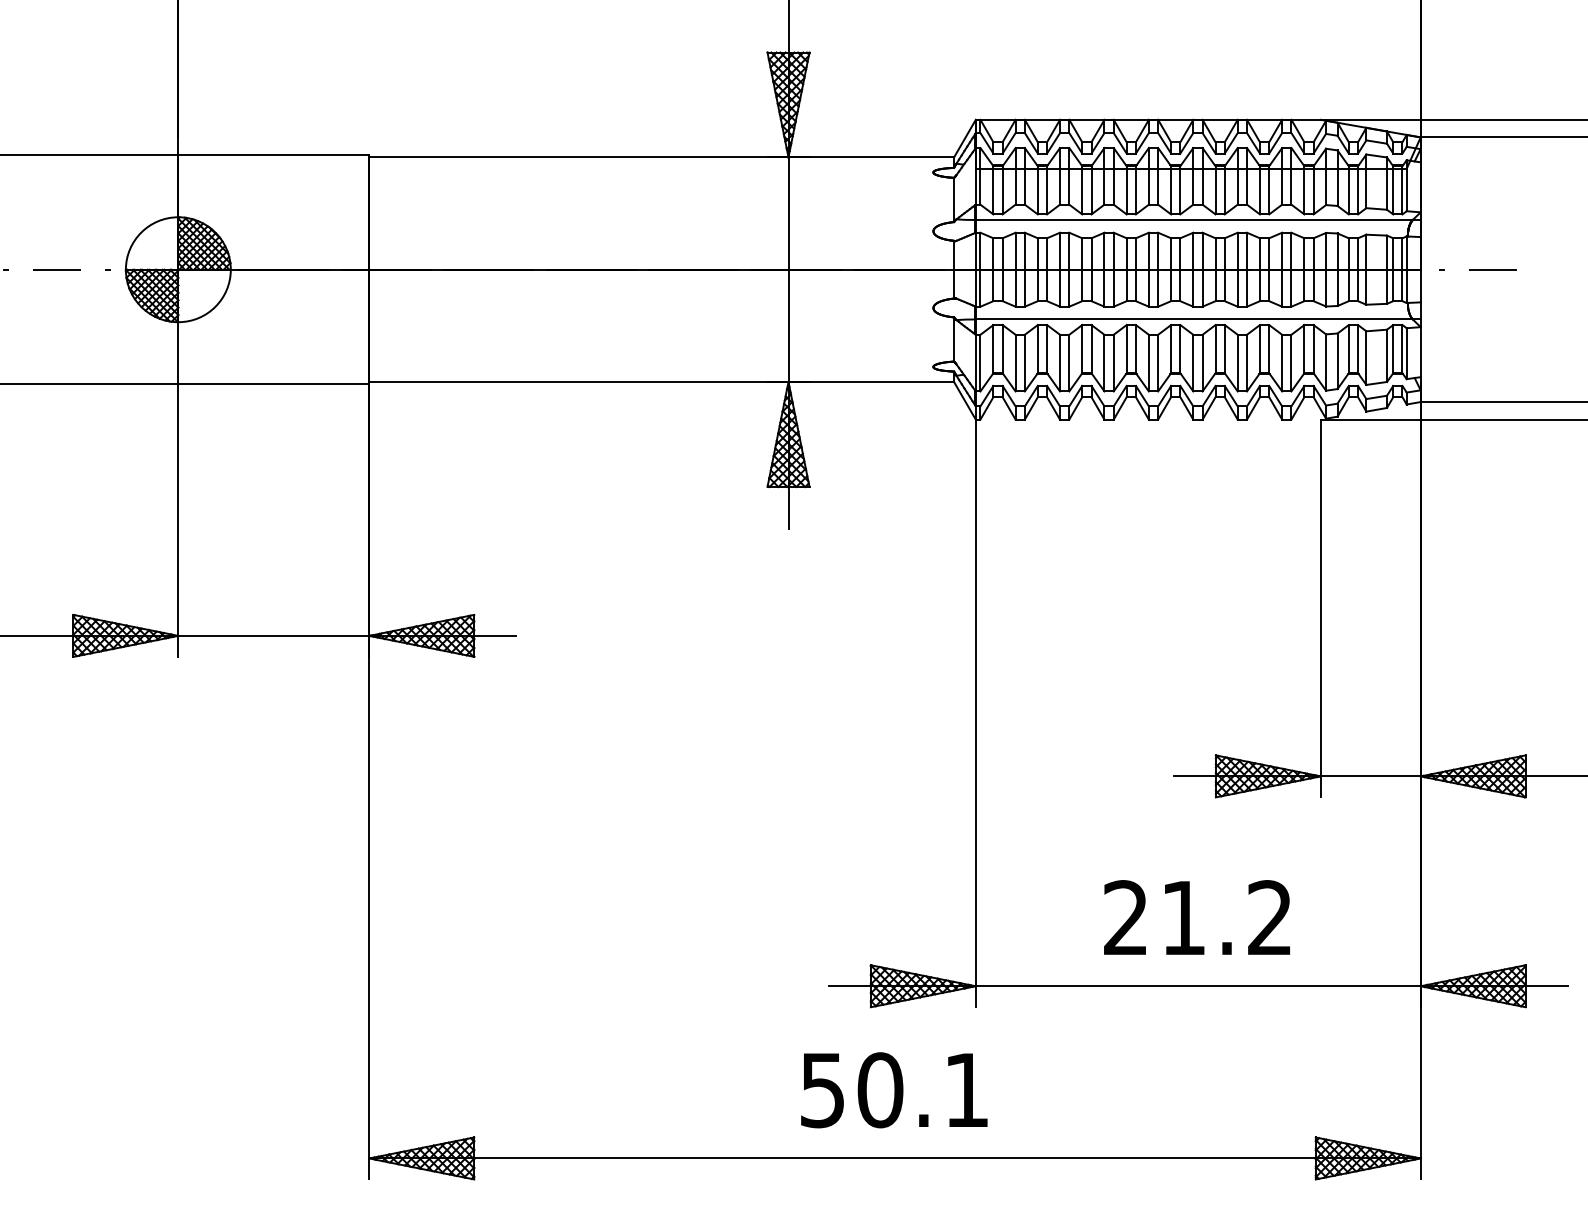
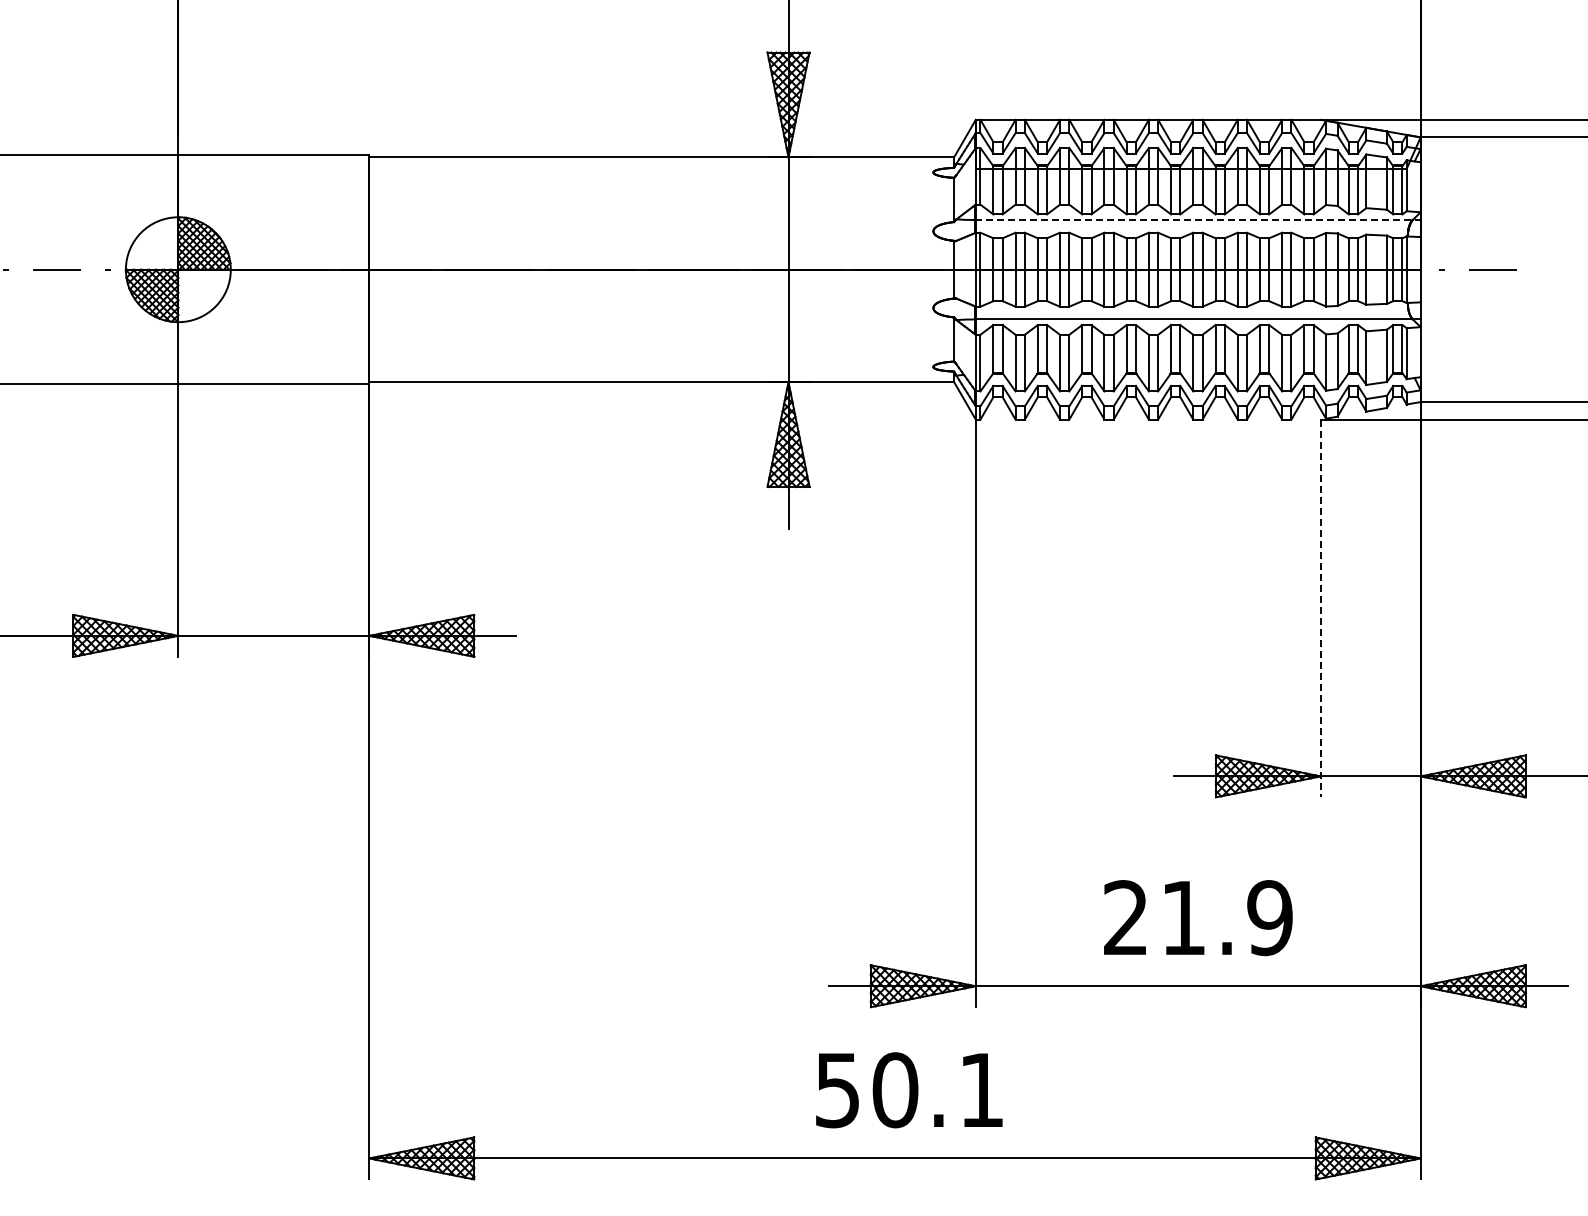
line: solid -> dashed (1197, 220)
line: solid -> dashed (1320, 608)
text: 21.2 -> 21.9 (1269, 918)
text position: (894, 1090) -> (909, 1090) (909, 1090)
